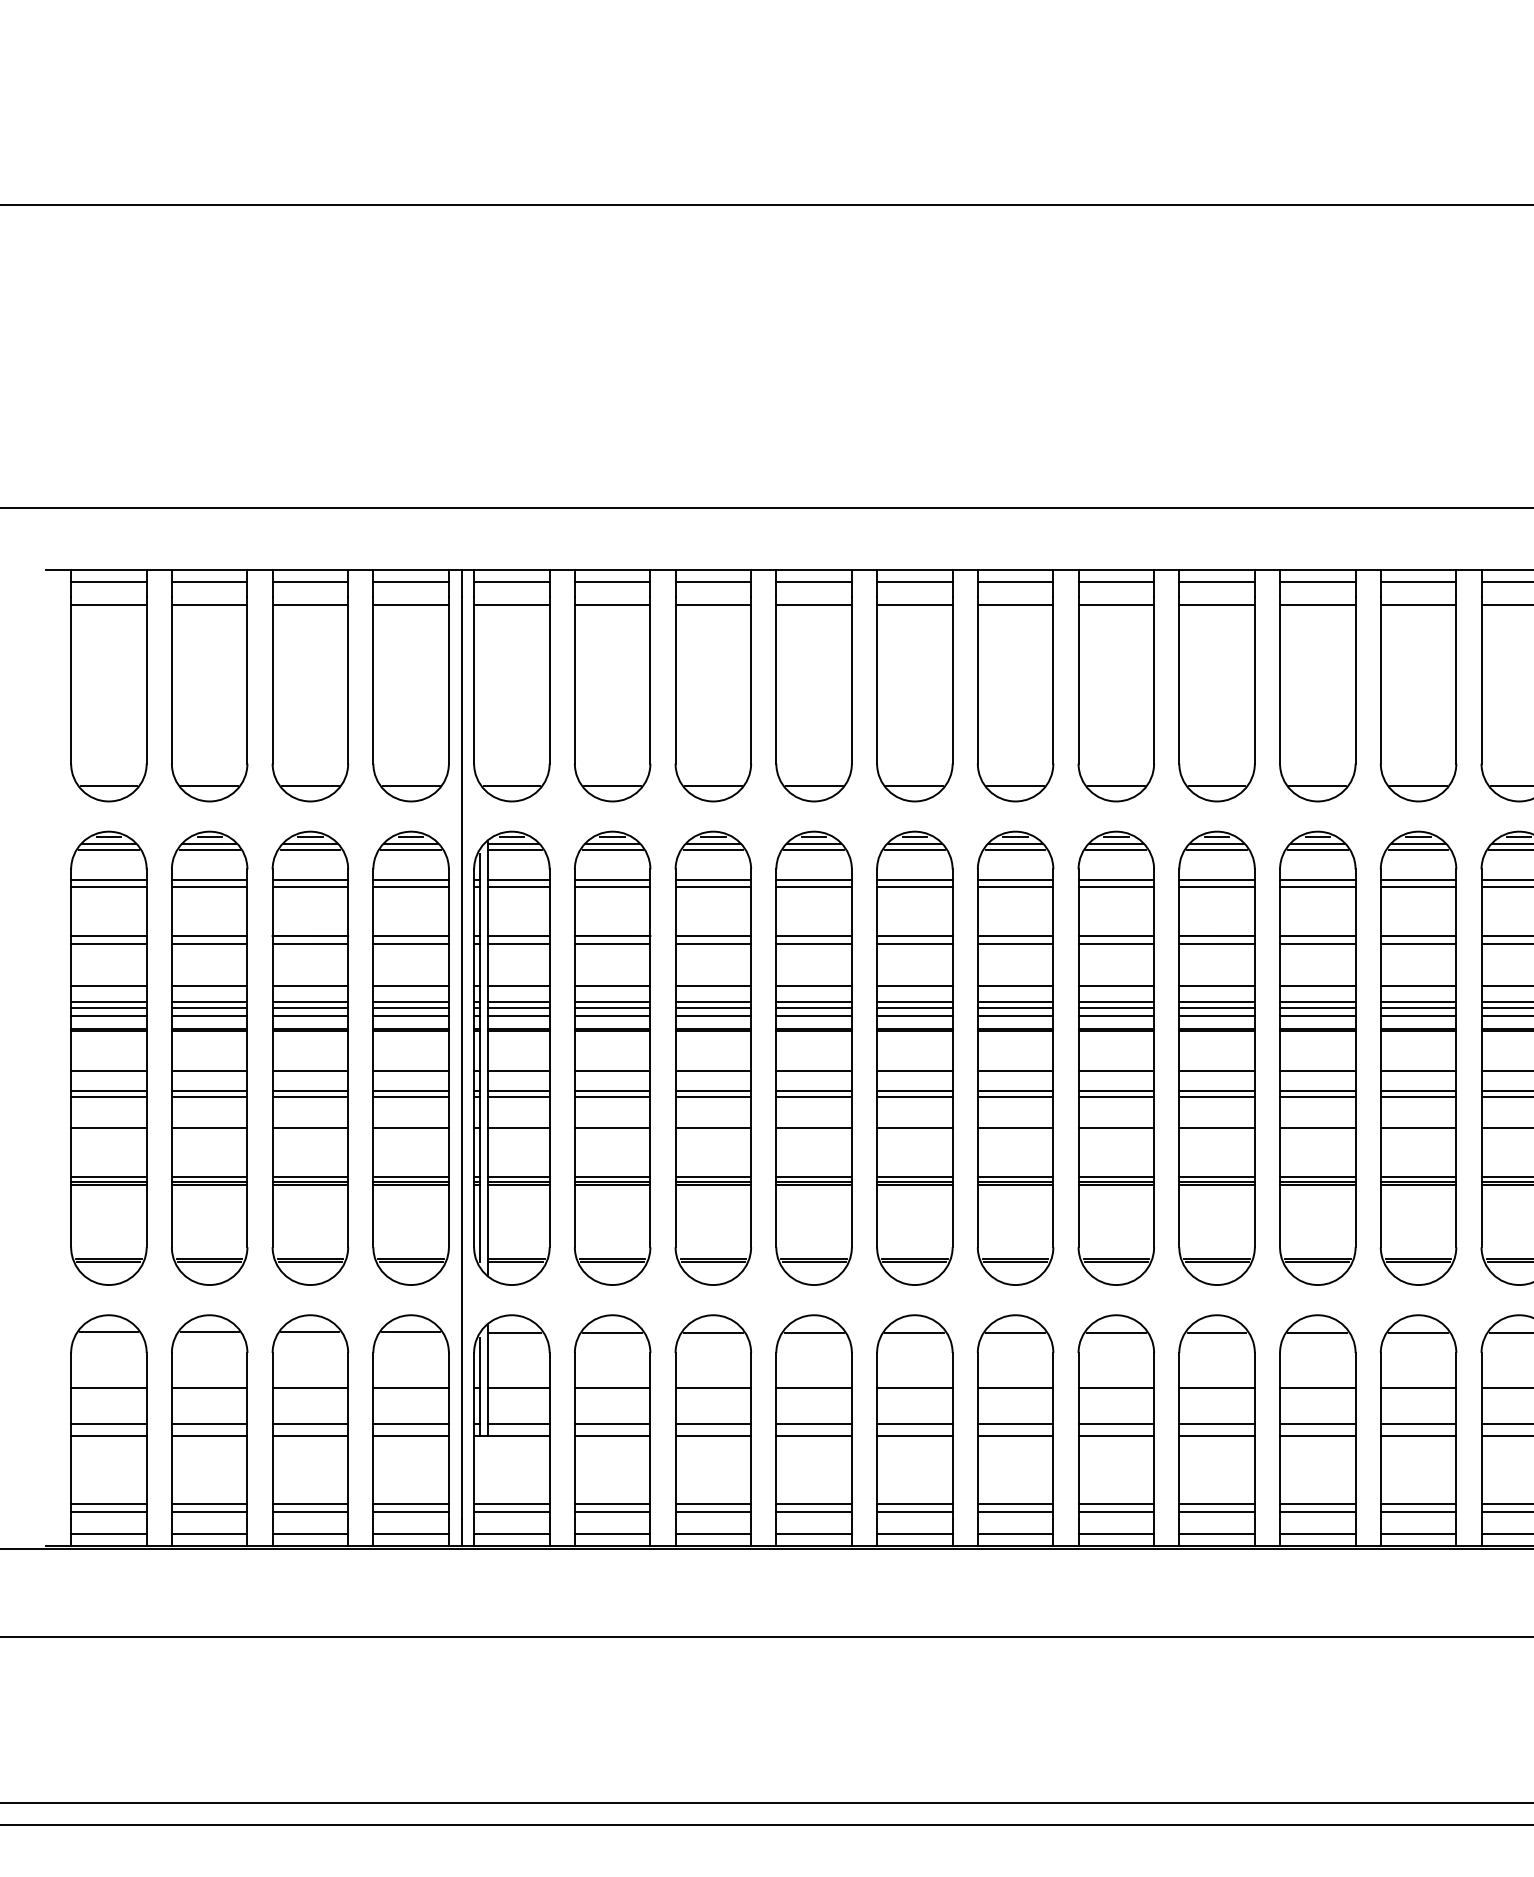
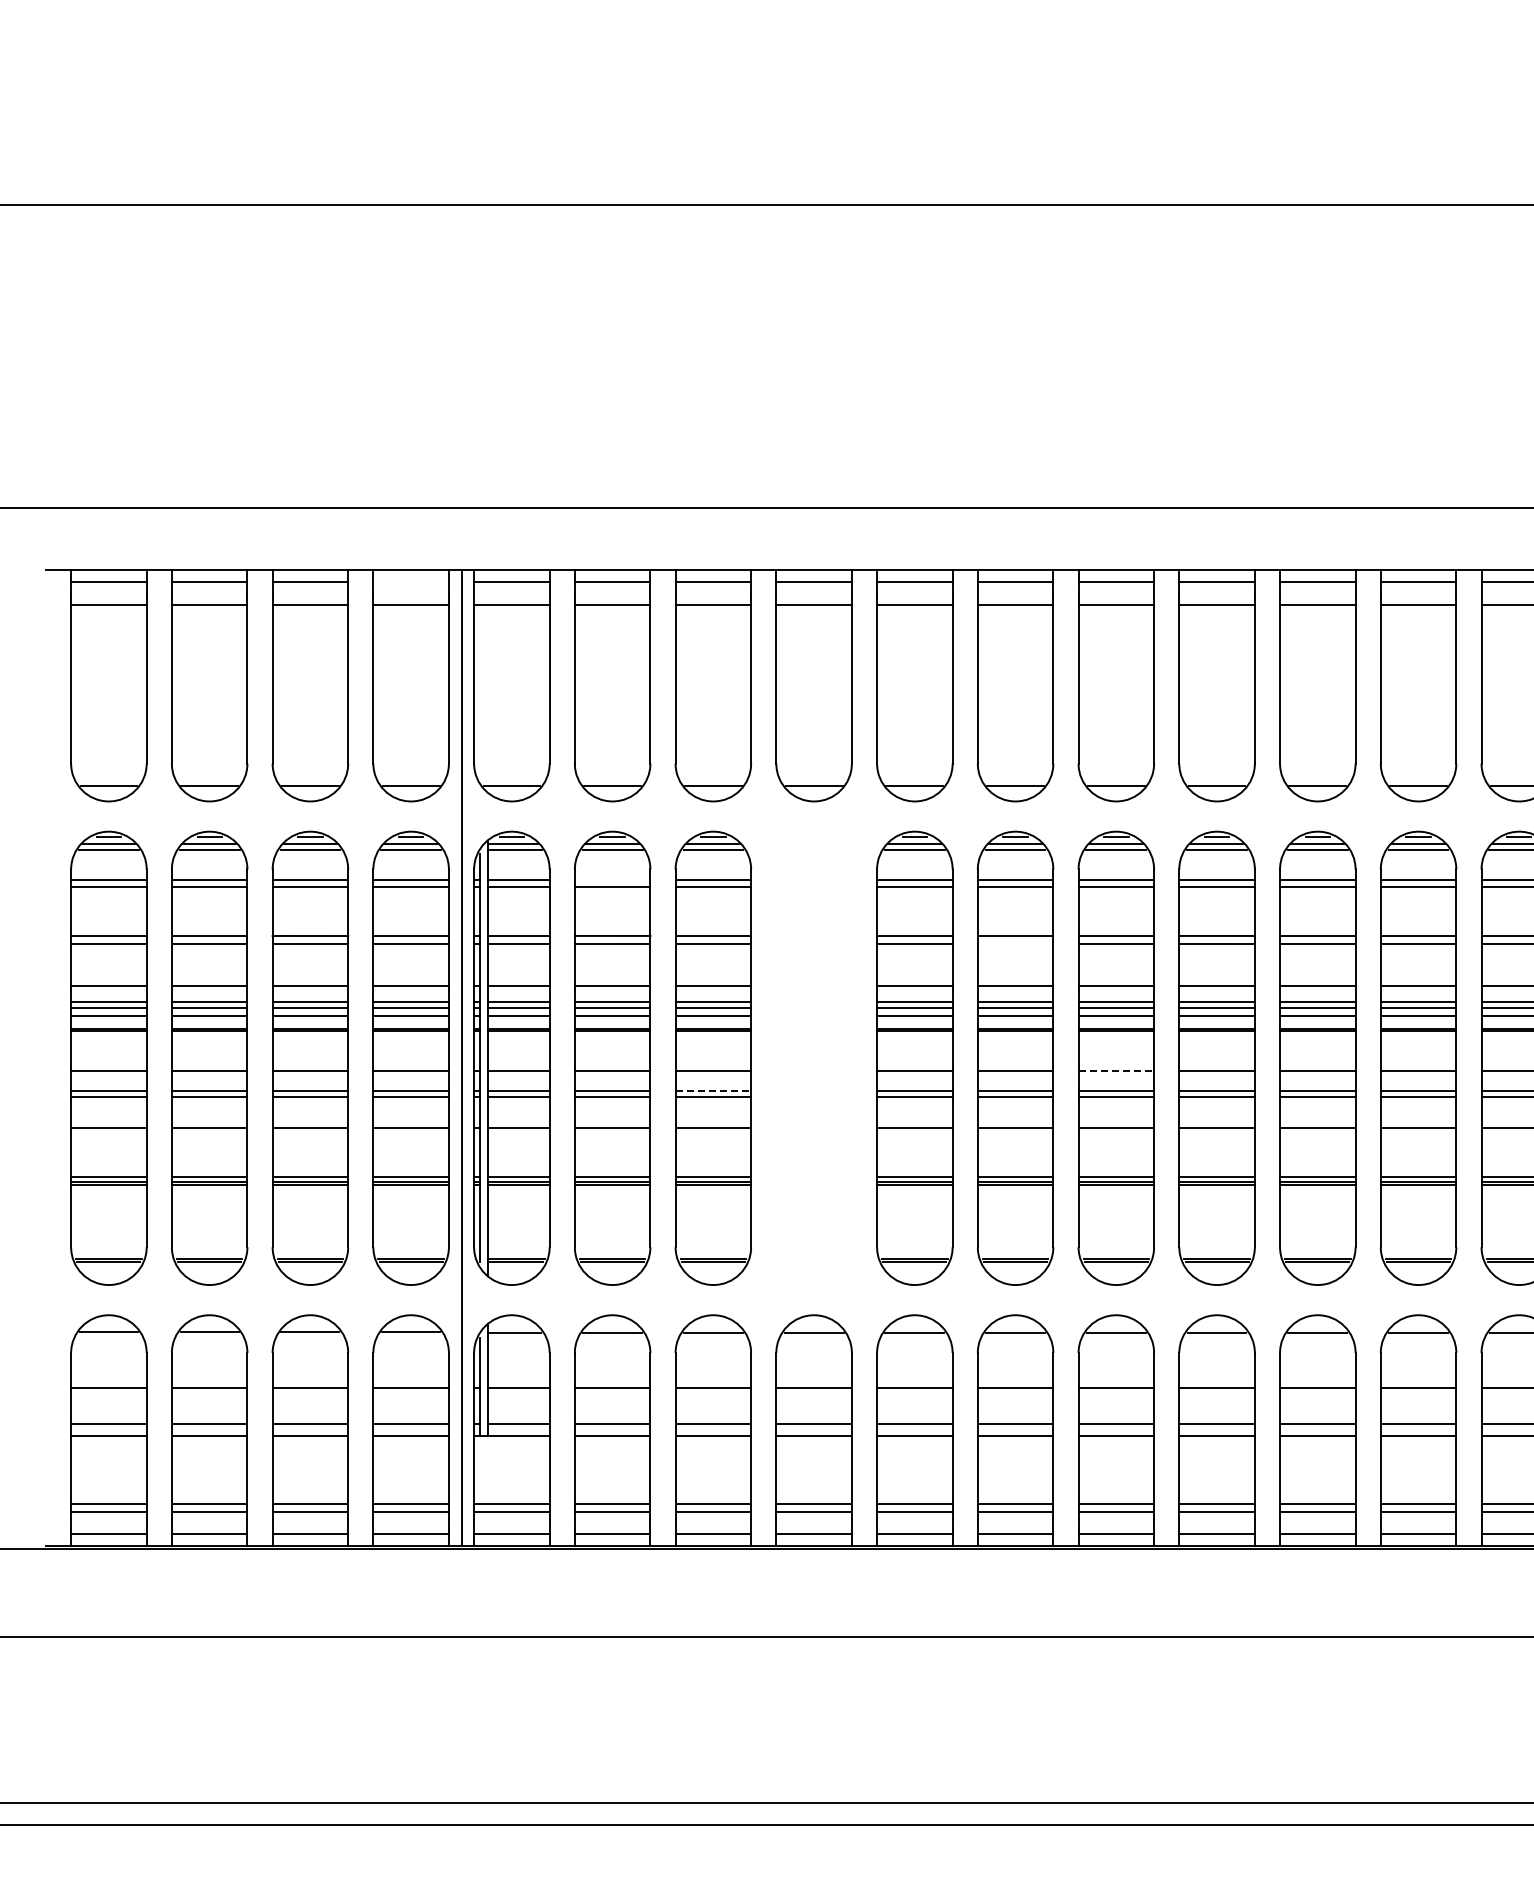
line: present -> none (410, 582)
line: present -> none (612, 879)
line: present -> none (1015, 943)
part: present -> none (813, 1057)
line: solid -> dashed (1116, 1071)
line: solid -> dashed (713, 1090)
